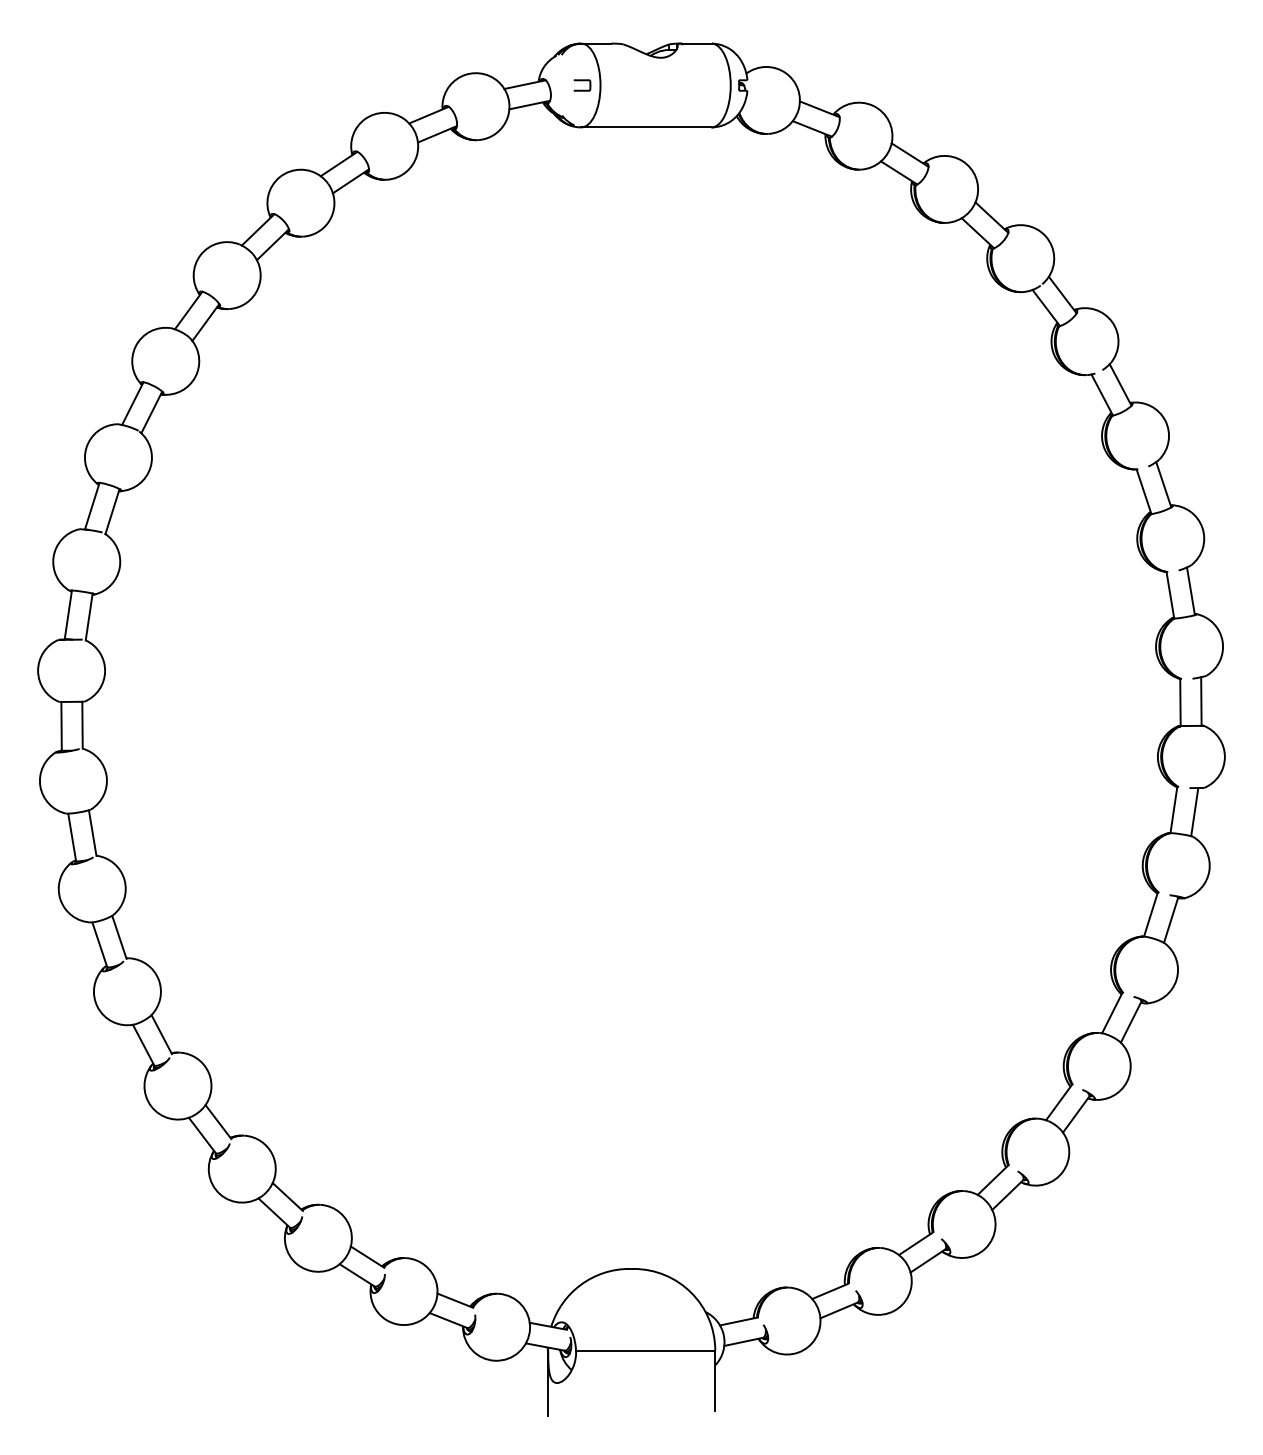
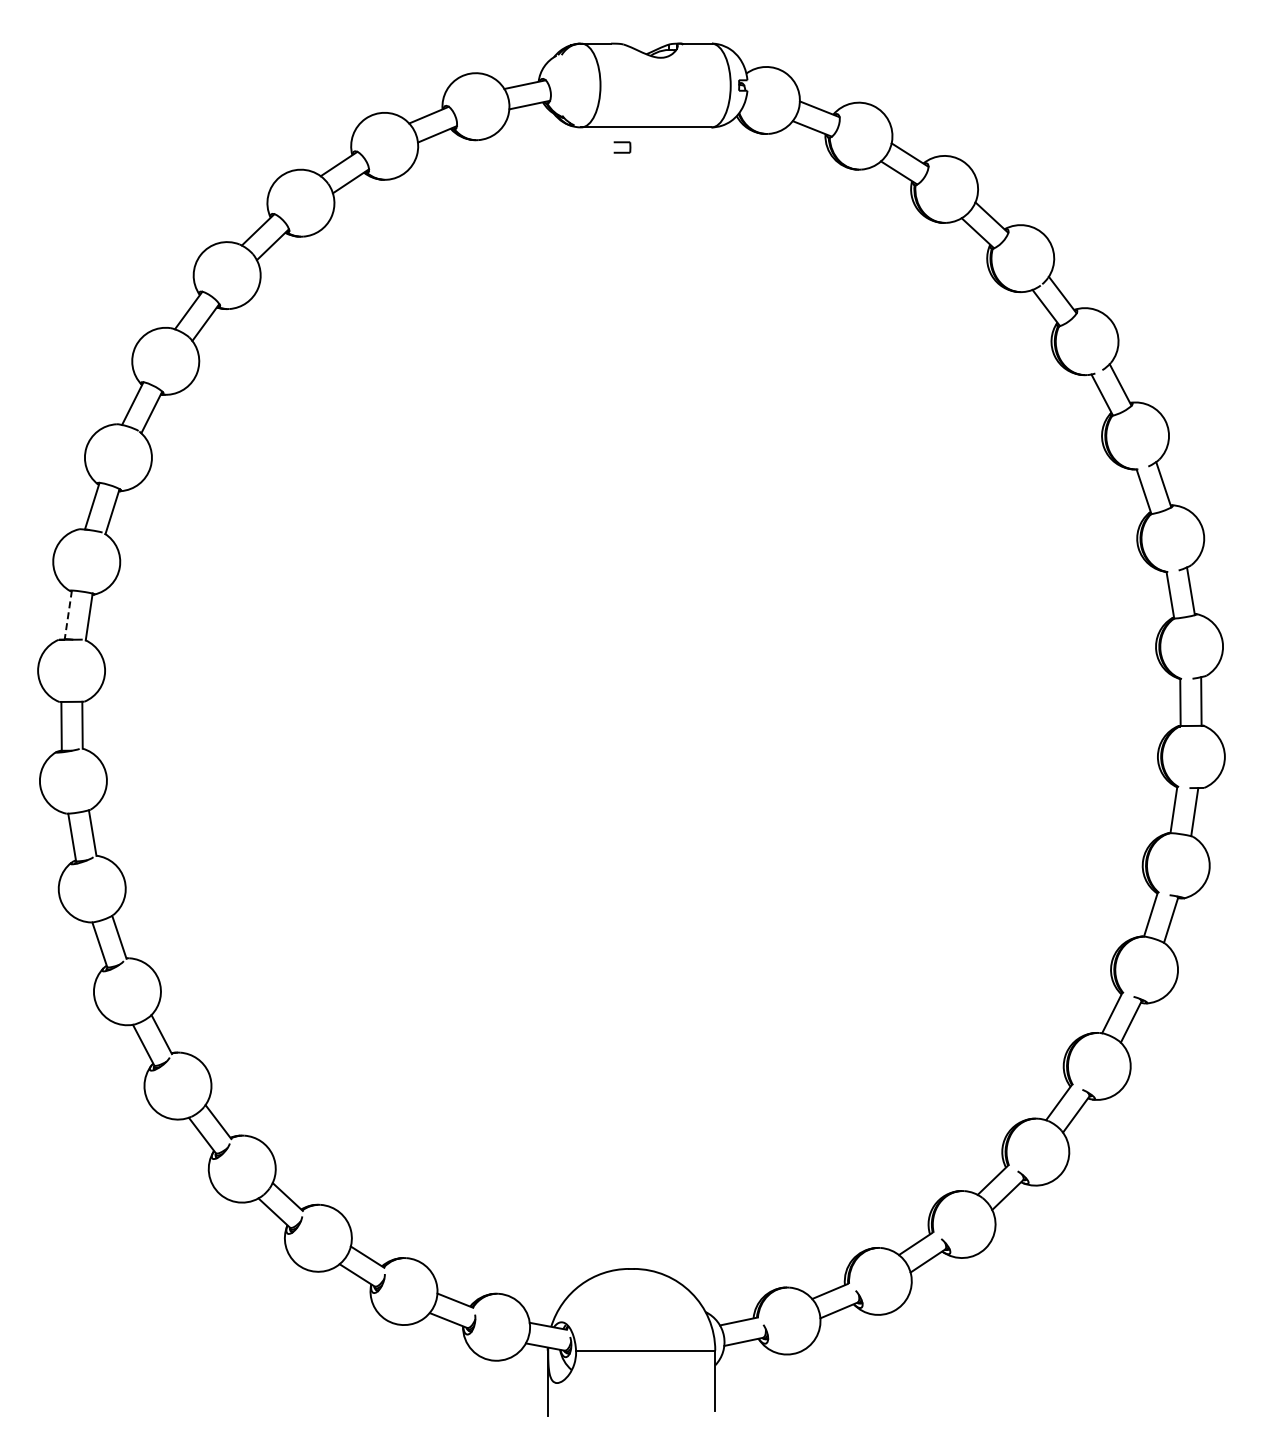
part position: (582, 85) -> (622, 147) (622, 147)
line: solid -> dashed (68, 614)
